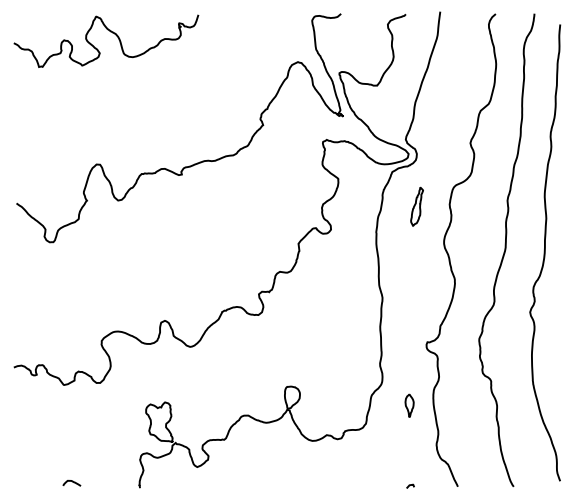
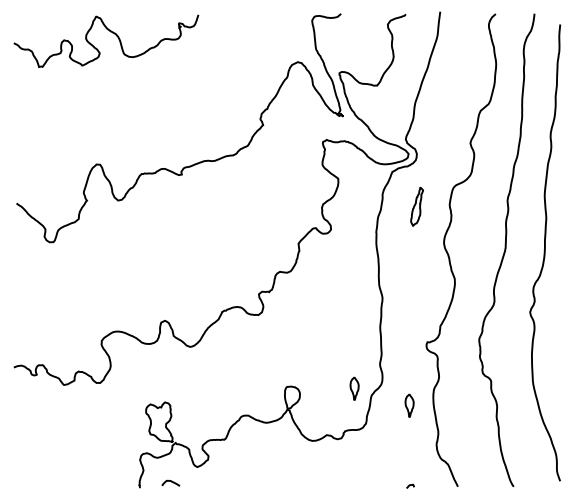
part: none -> present (354, 388)
curve position: (71, 481) -> (170, 481) (170, 481)
